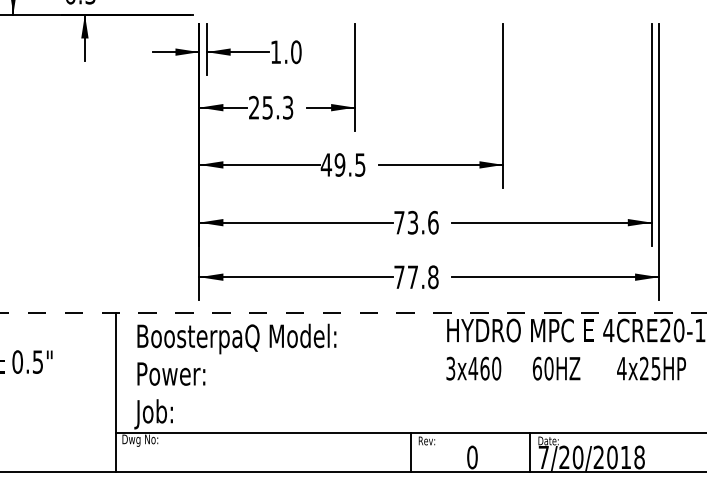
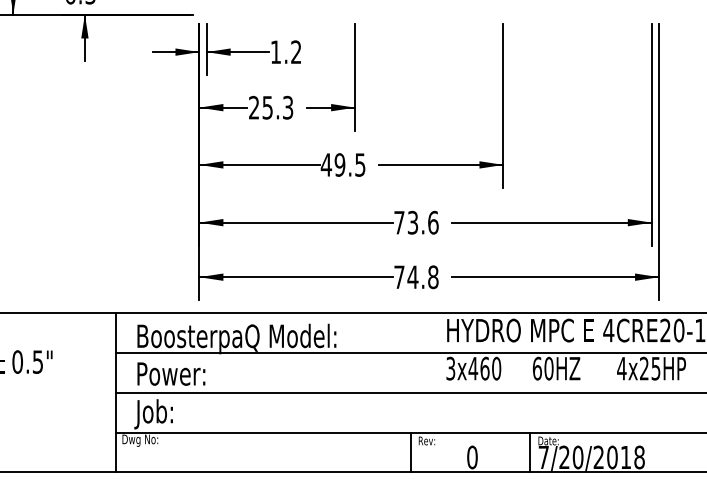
text: 1.0 -> 1.2 (296, 52)
text: 77.8 -> 74.8 (412, 276)
line: dashed -> solid (353, 312)
line: none -> present (409, 352)
line: none -> present (409, 392)
